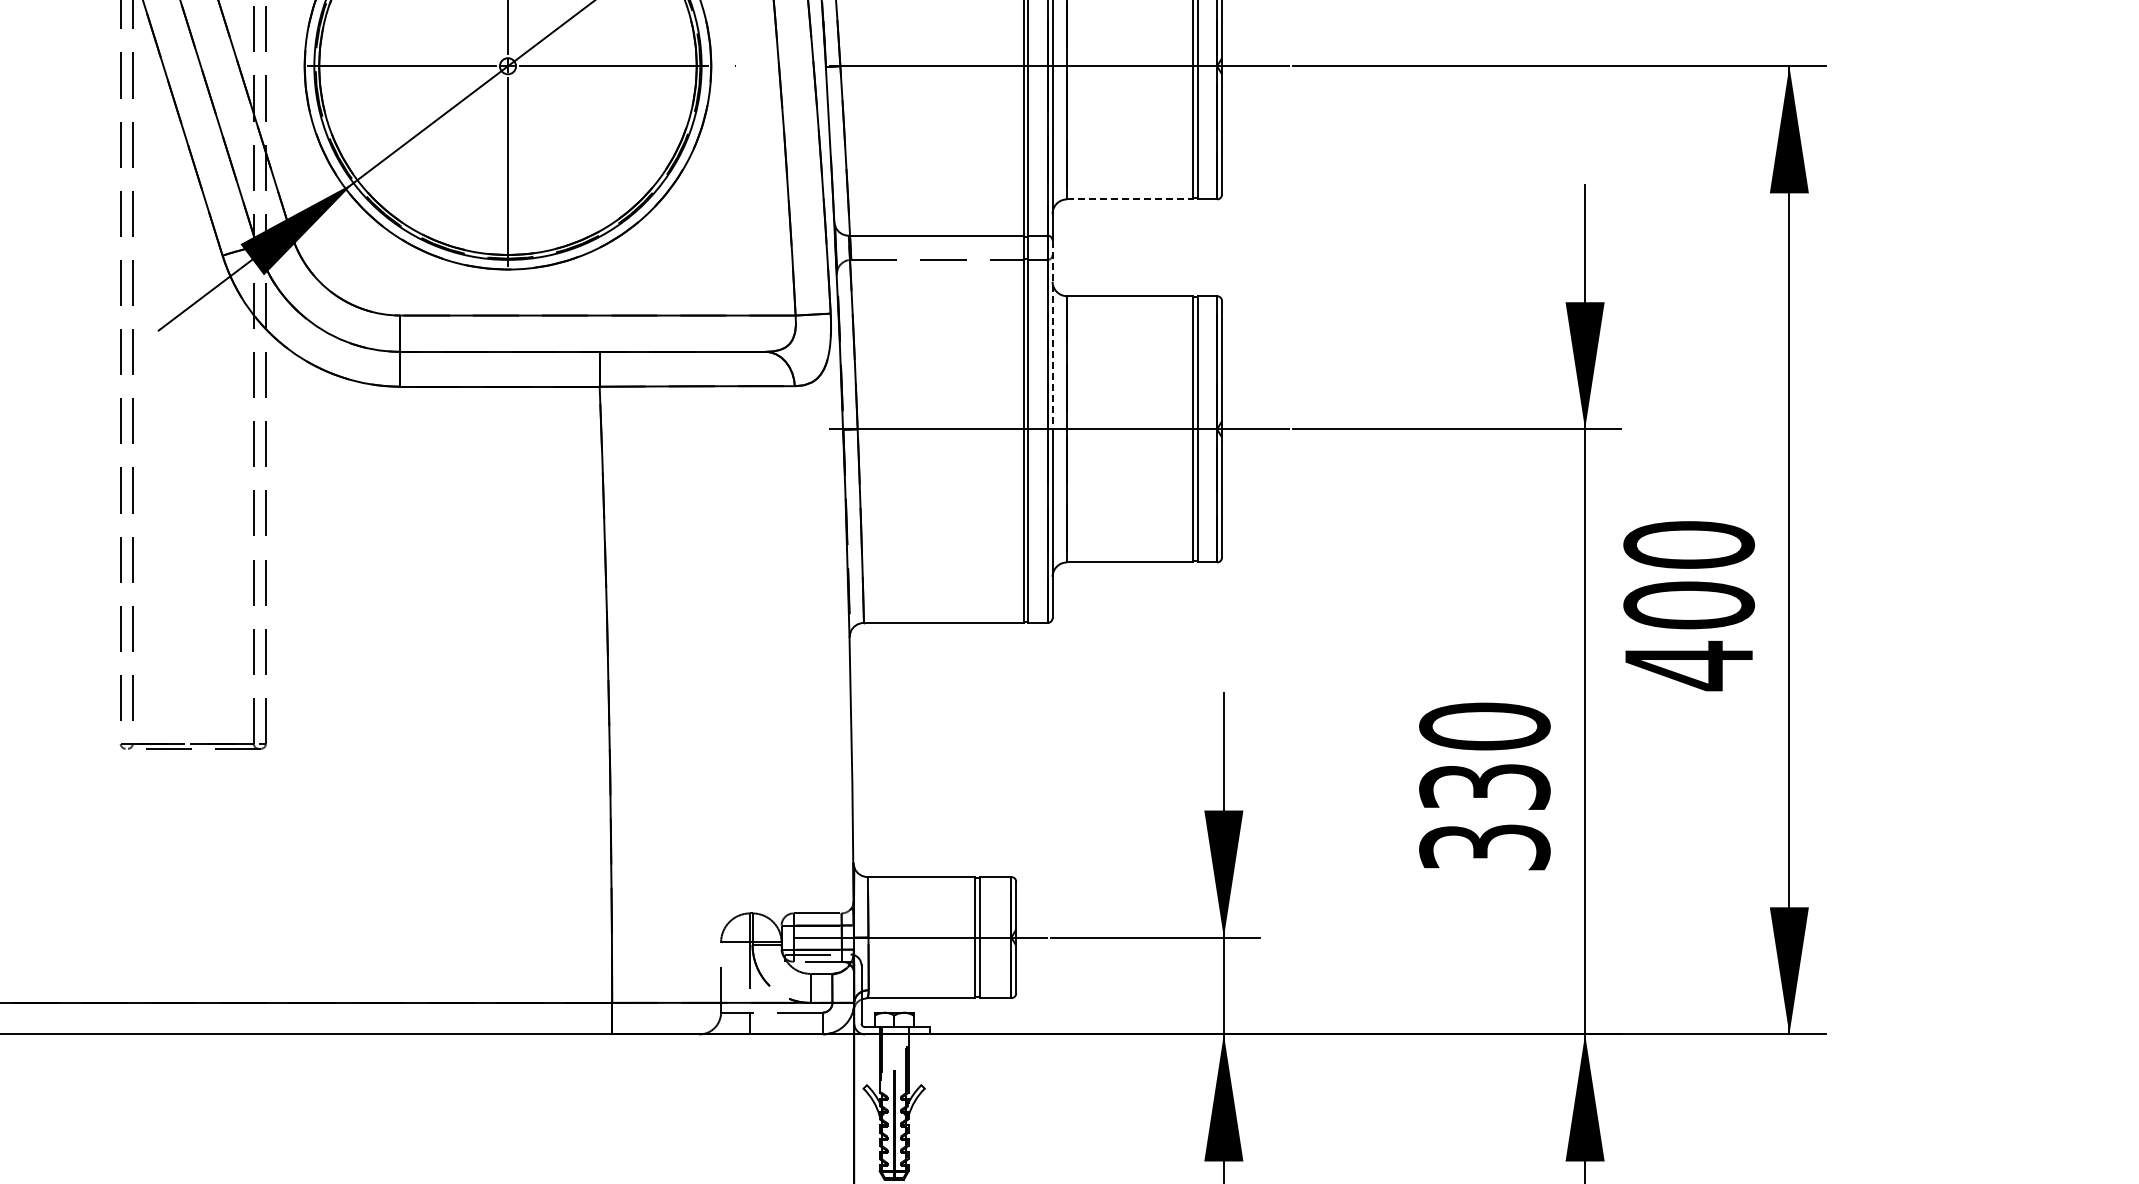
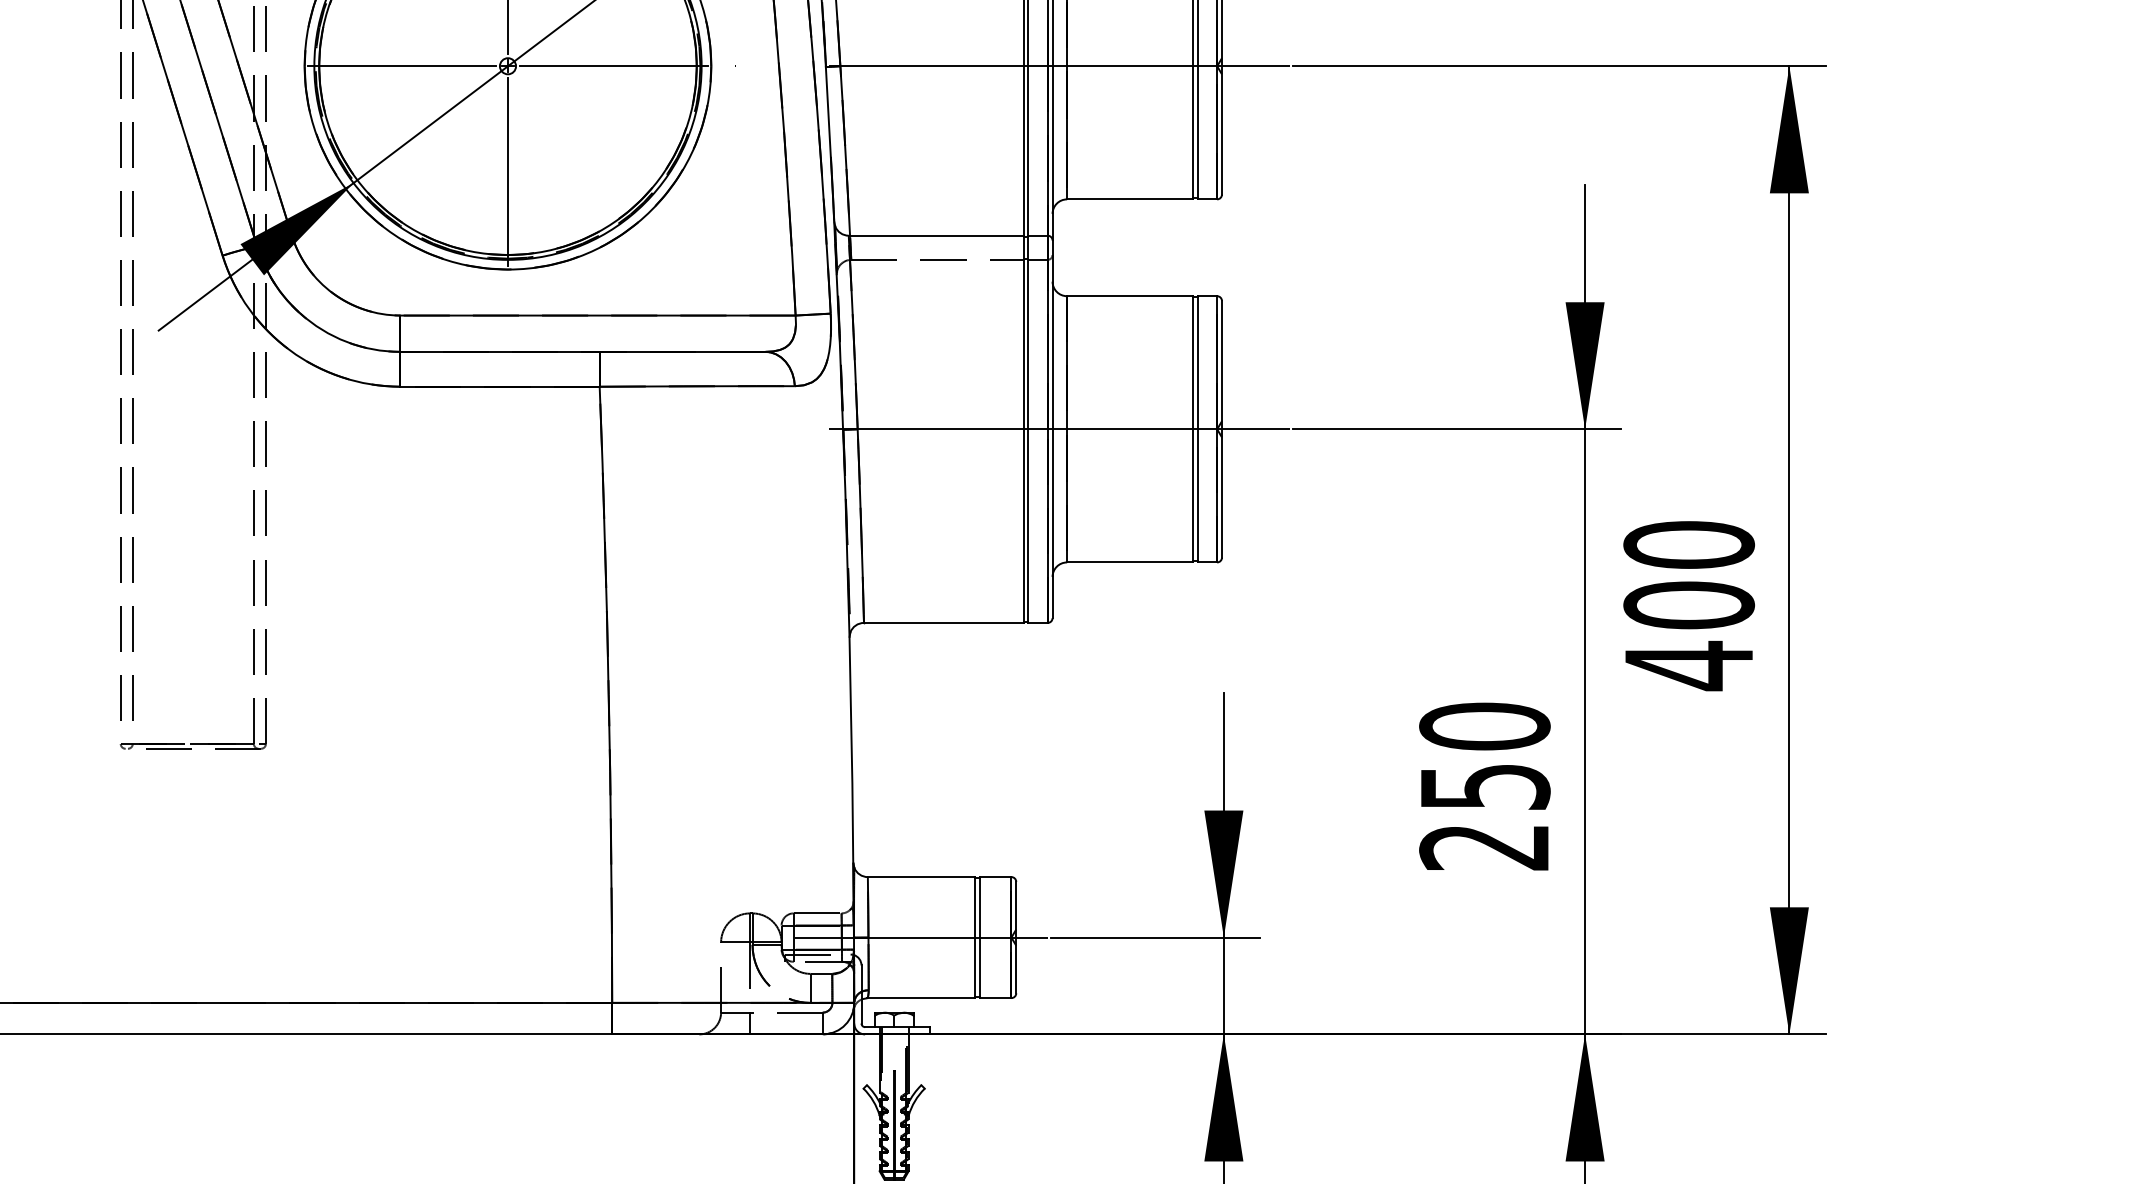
line: dashed -> solid (1130, 199)
line: dashed -> solid (1052, 335)
text: 330 -> 250 (1484, 817)
